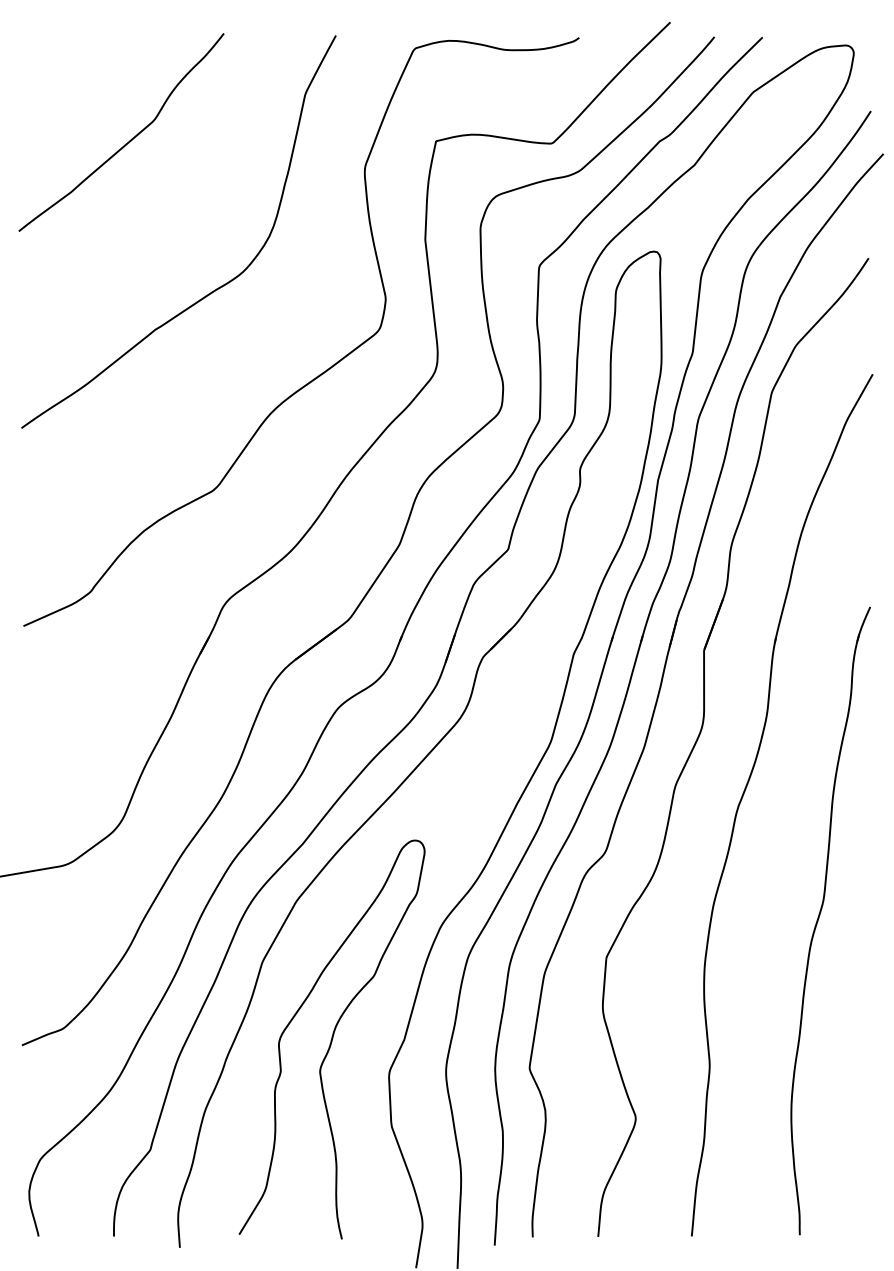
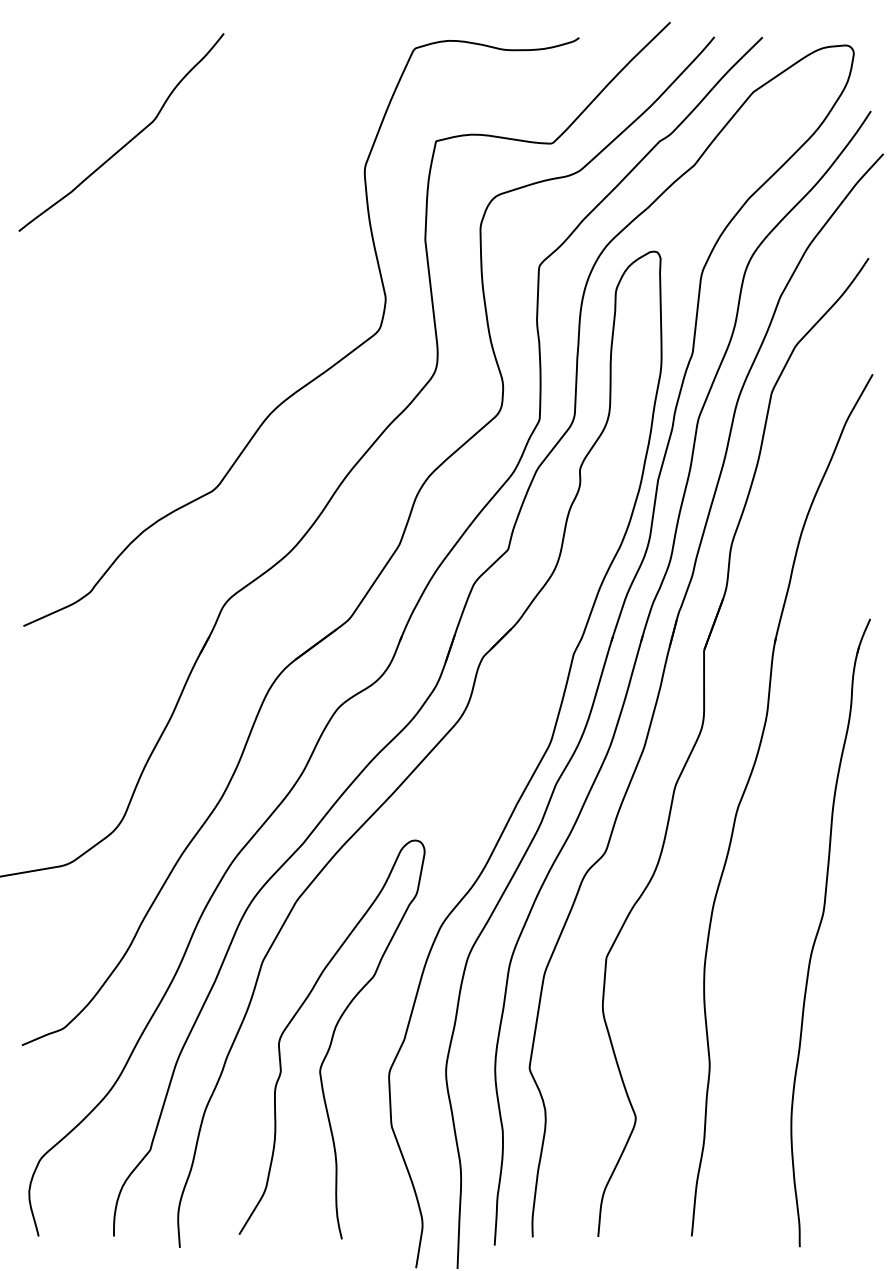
curve: present -> none (214, 289)
part position: (820, 915) -> (820, 927) (820, 927)
